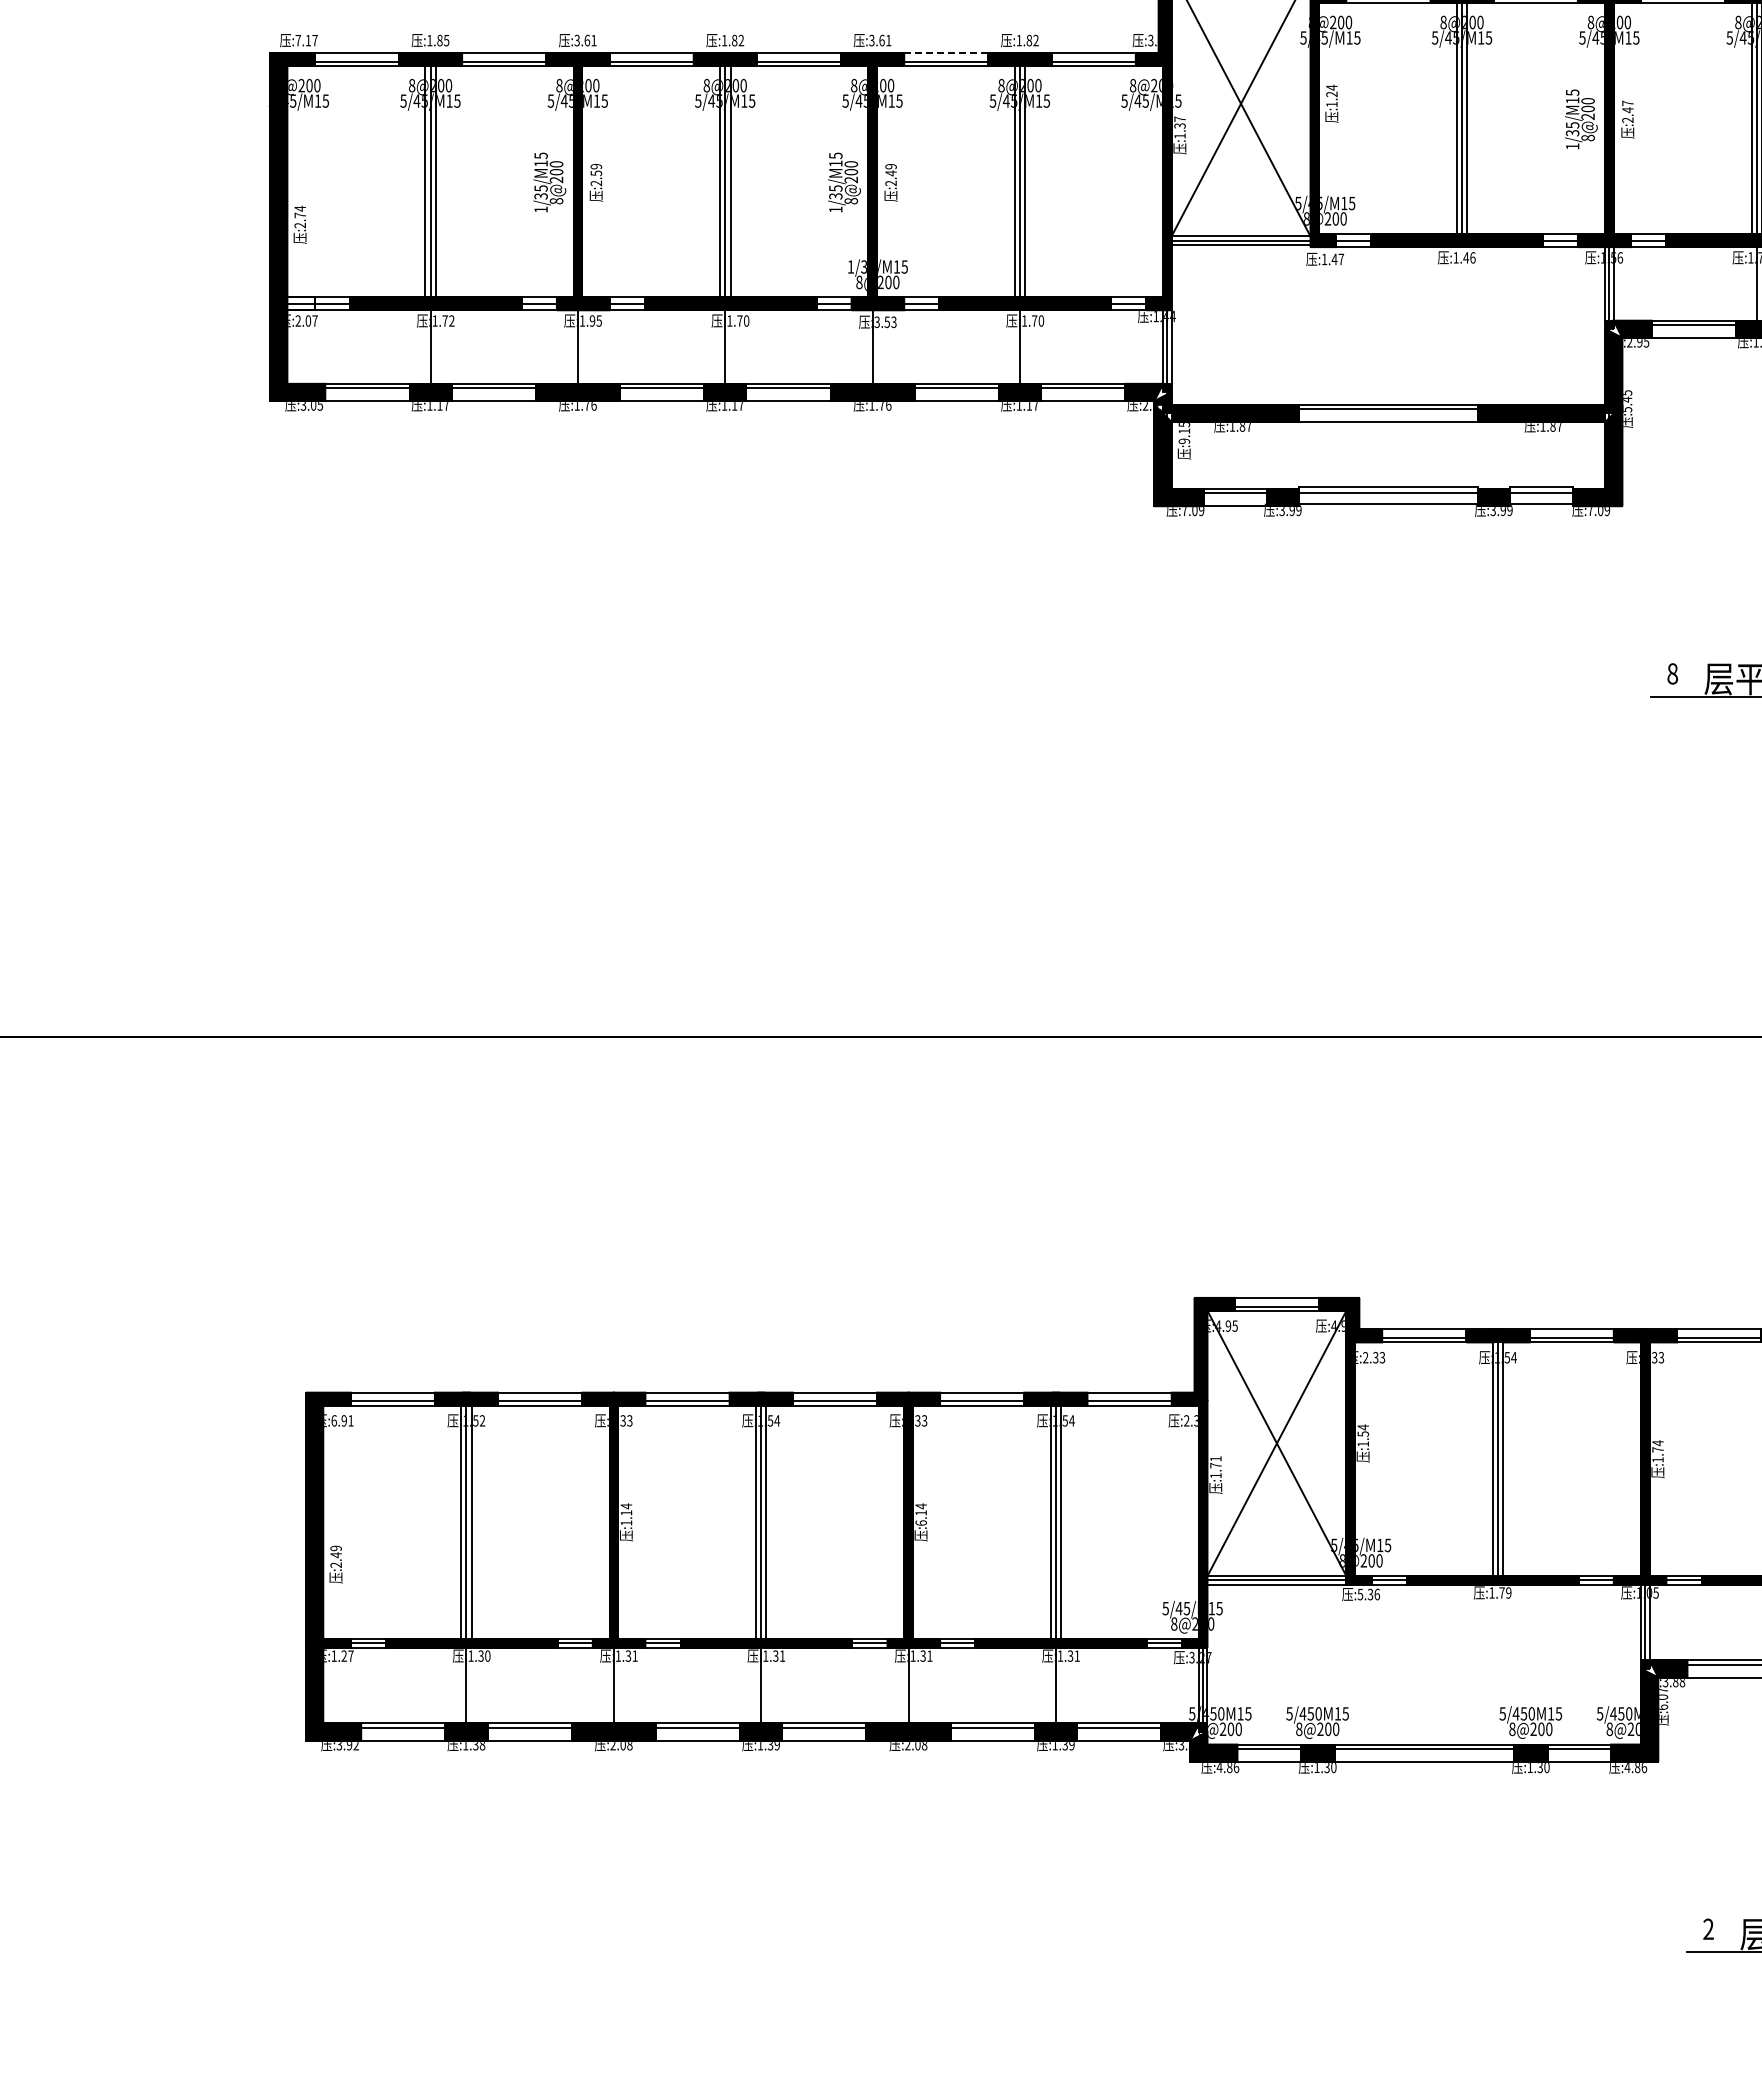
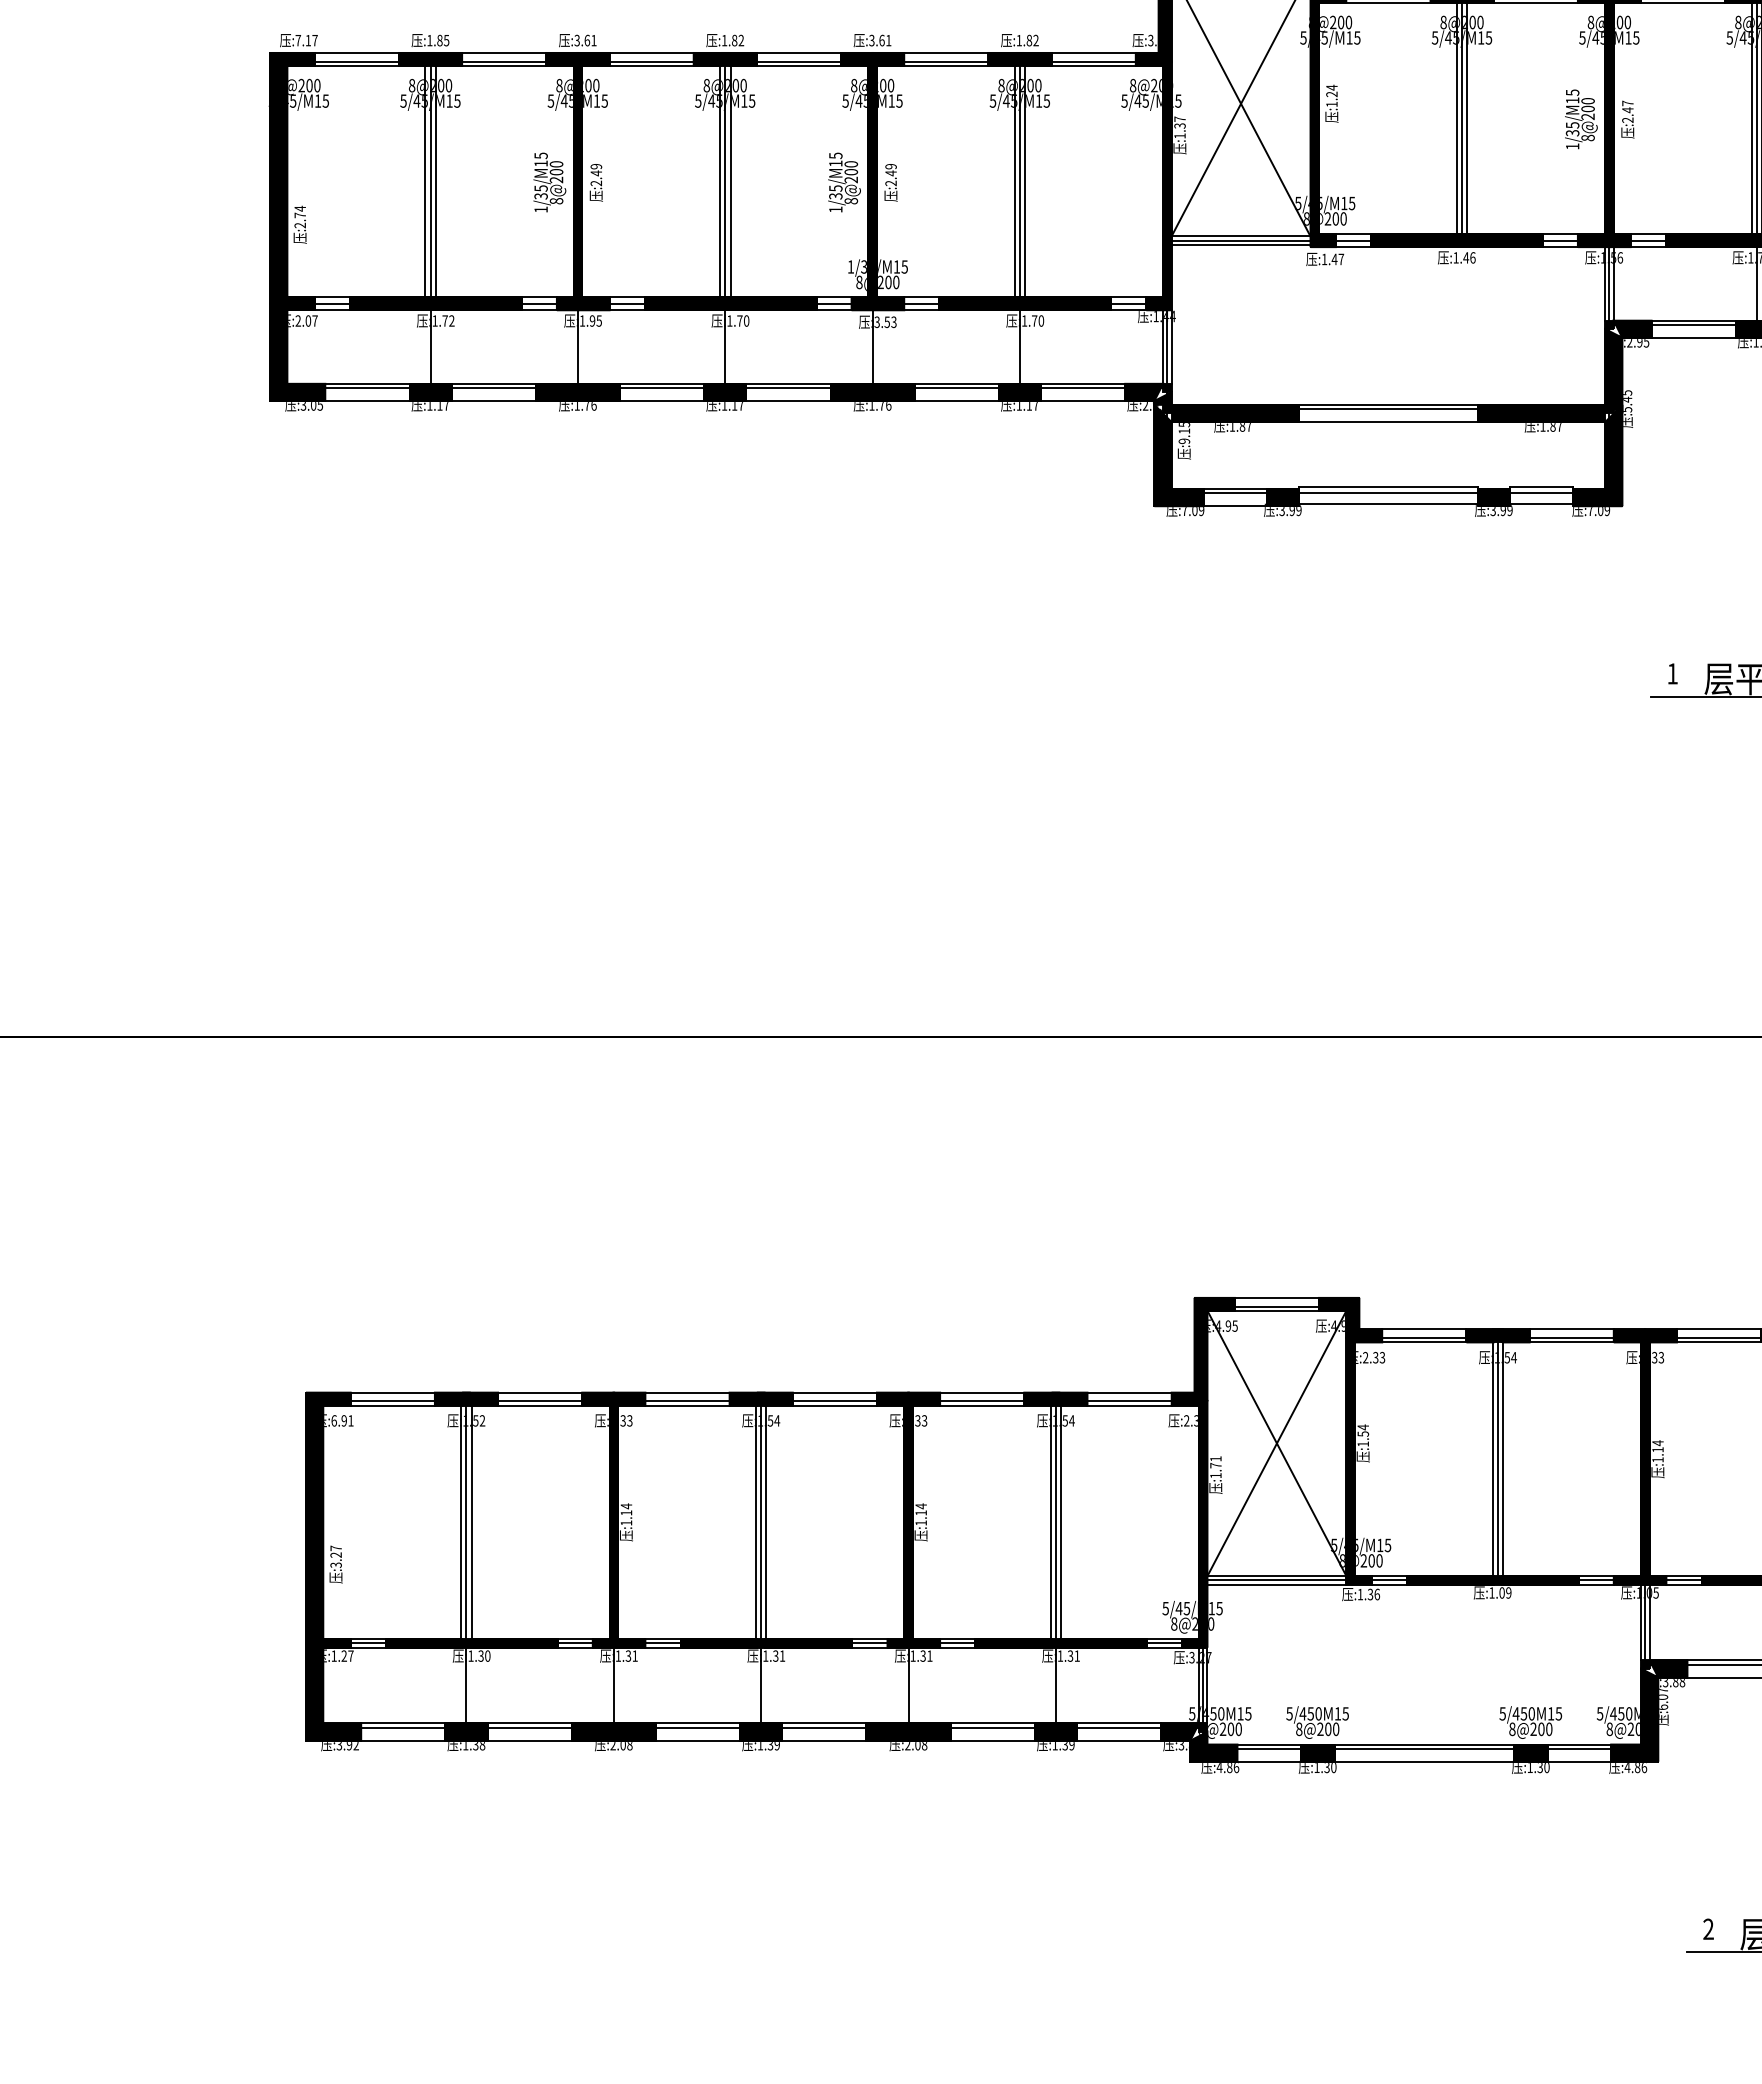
line: dashed -> solid (946, 52)
text: :2.59 -> :2.49 (596, 173)
fill: none -> present (300, 303)
text: 8 -> 1 (1672, 673)
text: :1.74 -> :1.14 (1657, 1449)
text: :6.14 -> :1.14 (920, 1522)
text: :2.49 -> :3.27 (335, 1556)
text: :1.79 -> :1.09 (1501, 1592)
text: :5.36 -> :1.36 (1360, 1594)
